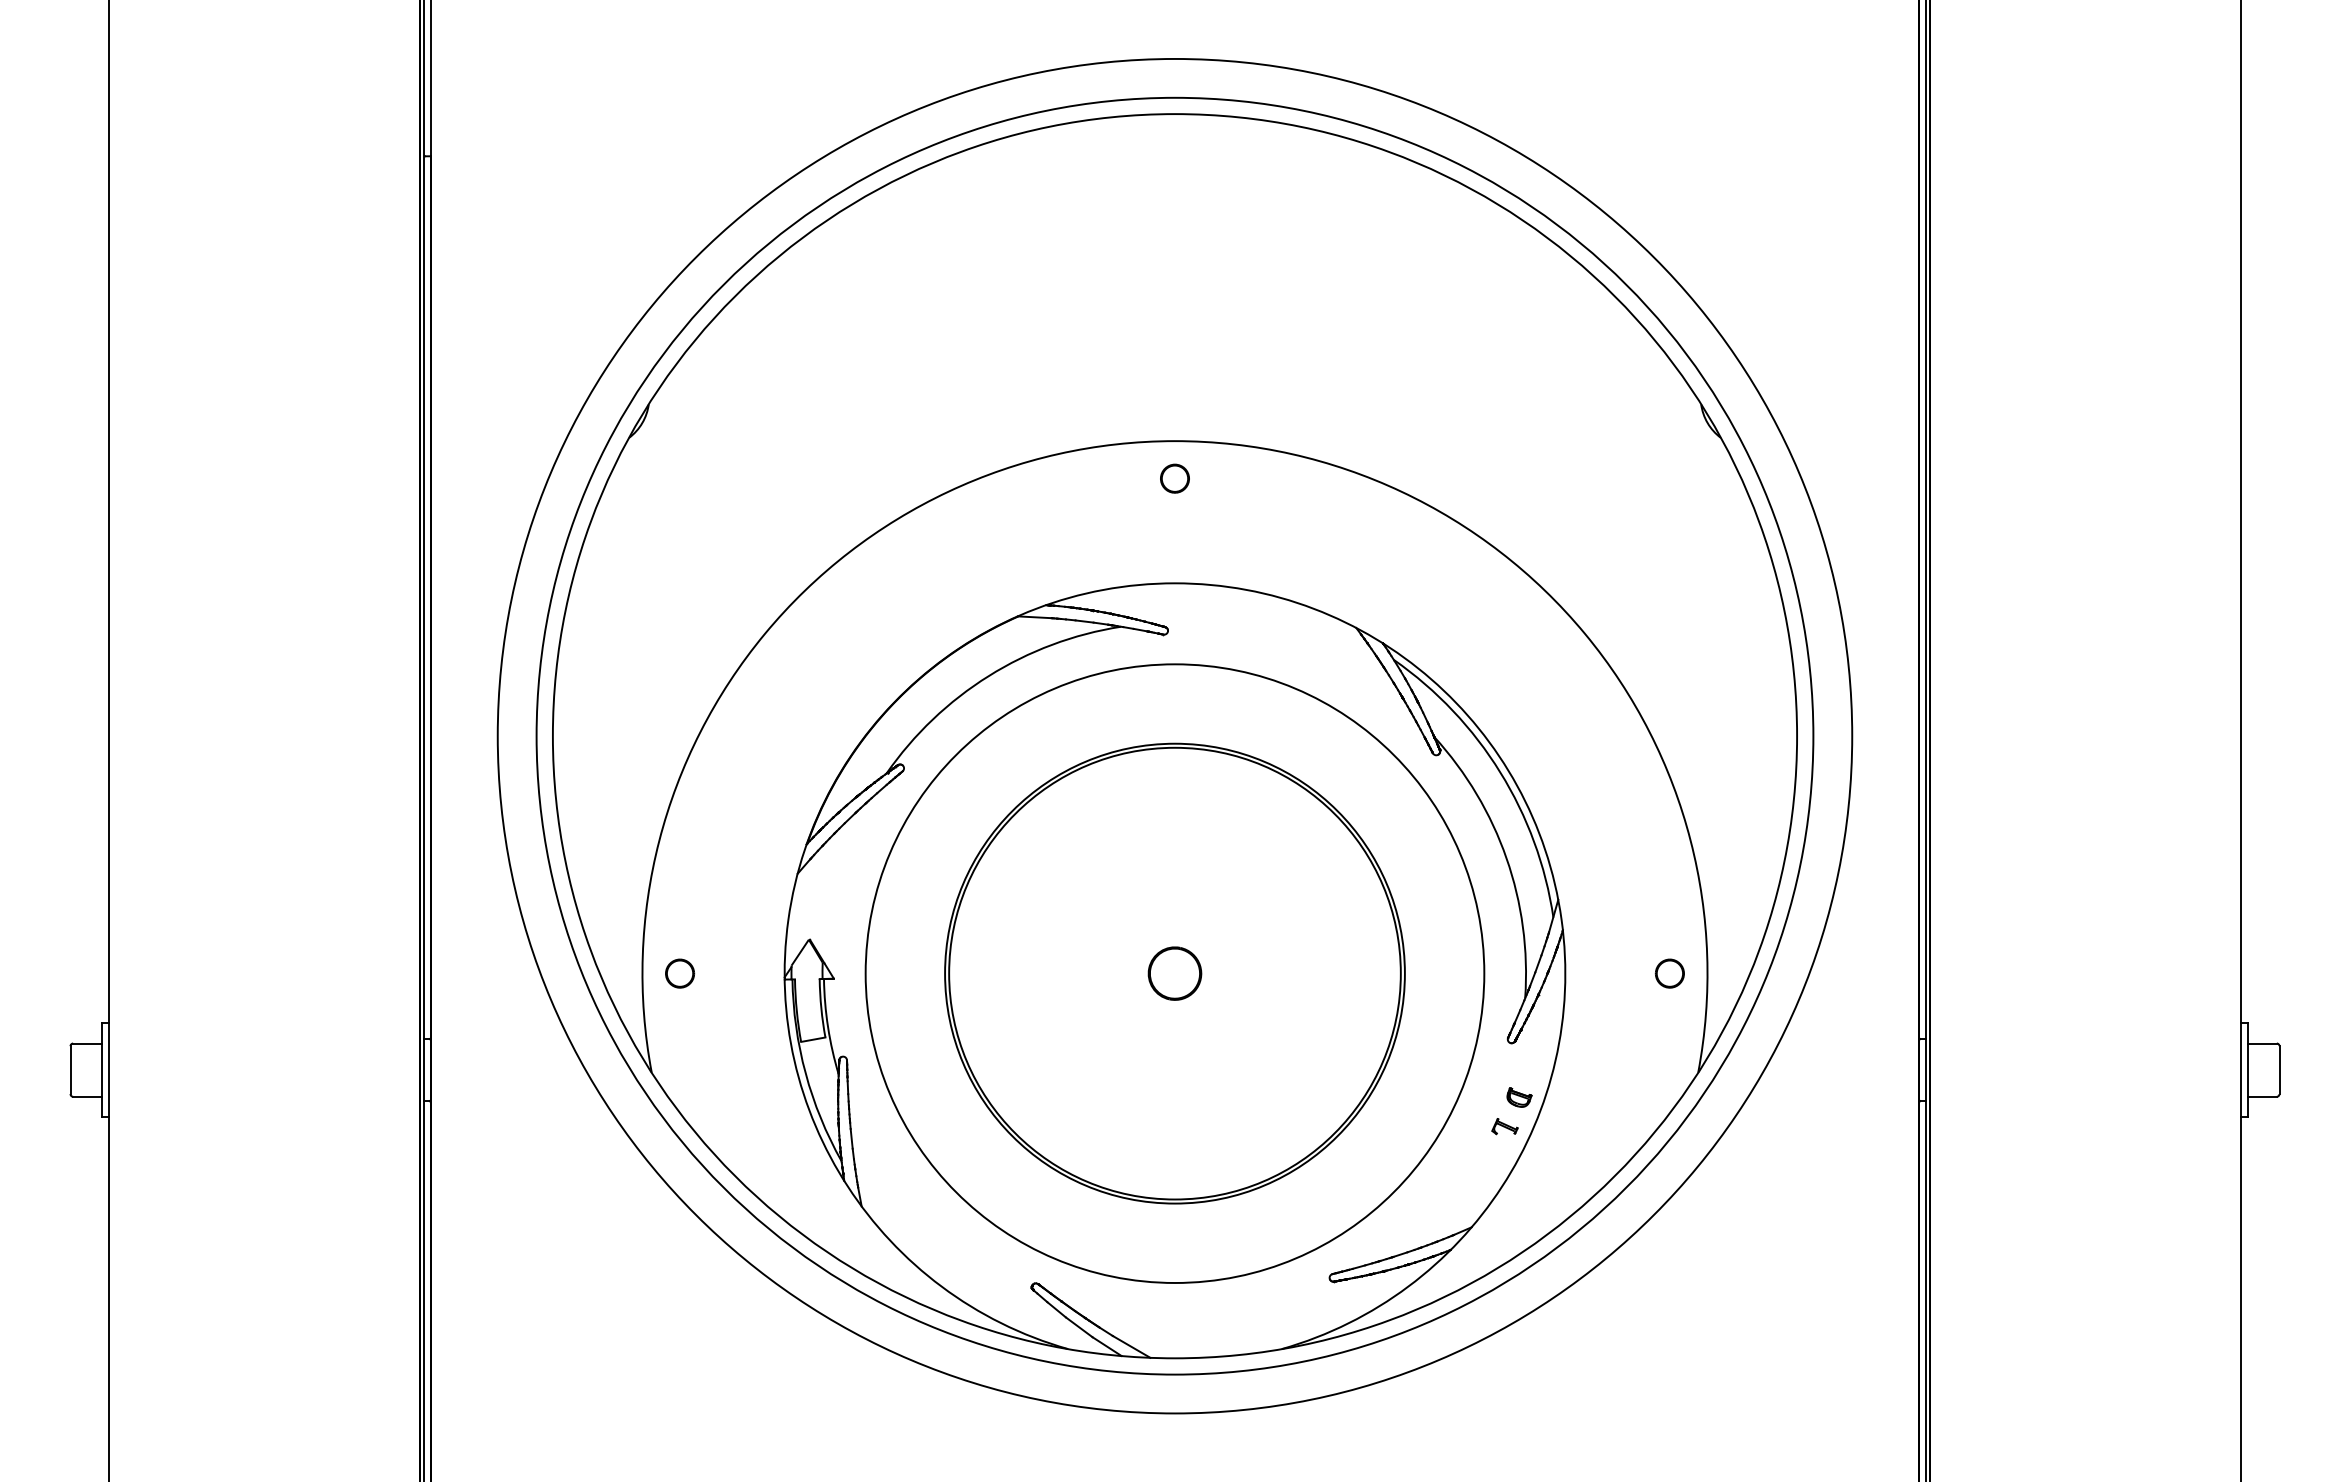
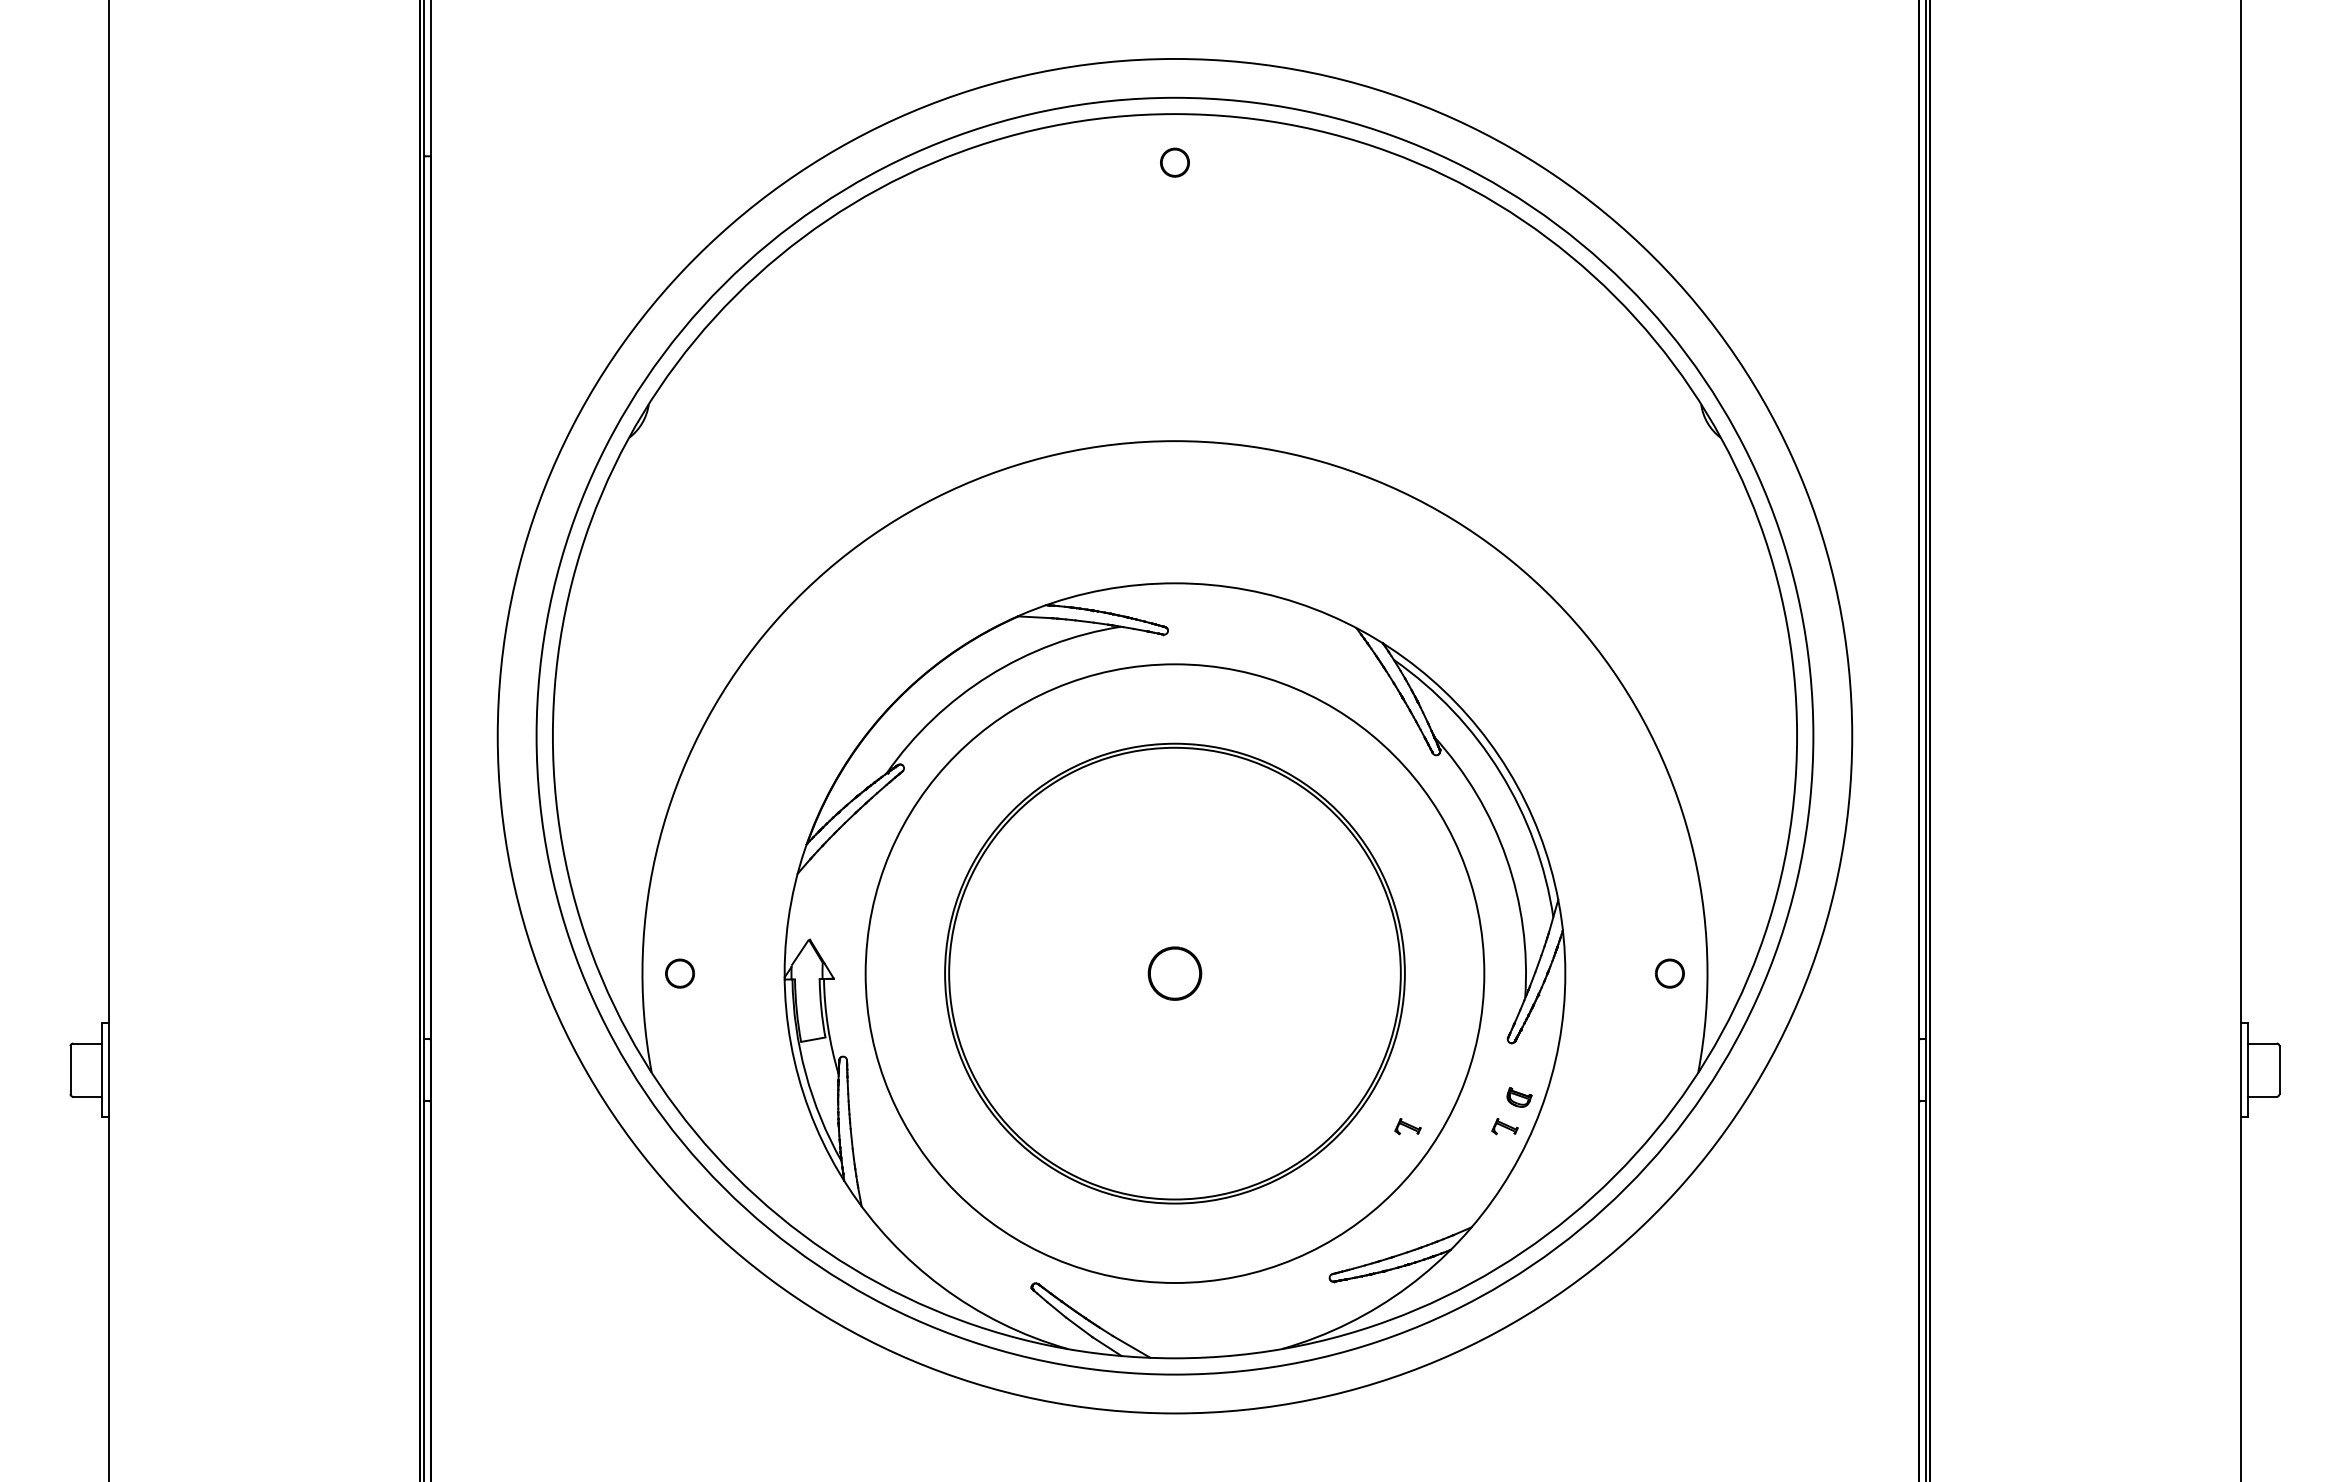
part position: (1174, 478) -> (1174, 162) (1174, 162)
part: none -> present (1407, 1126)
